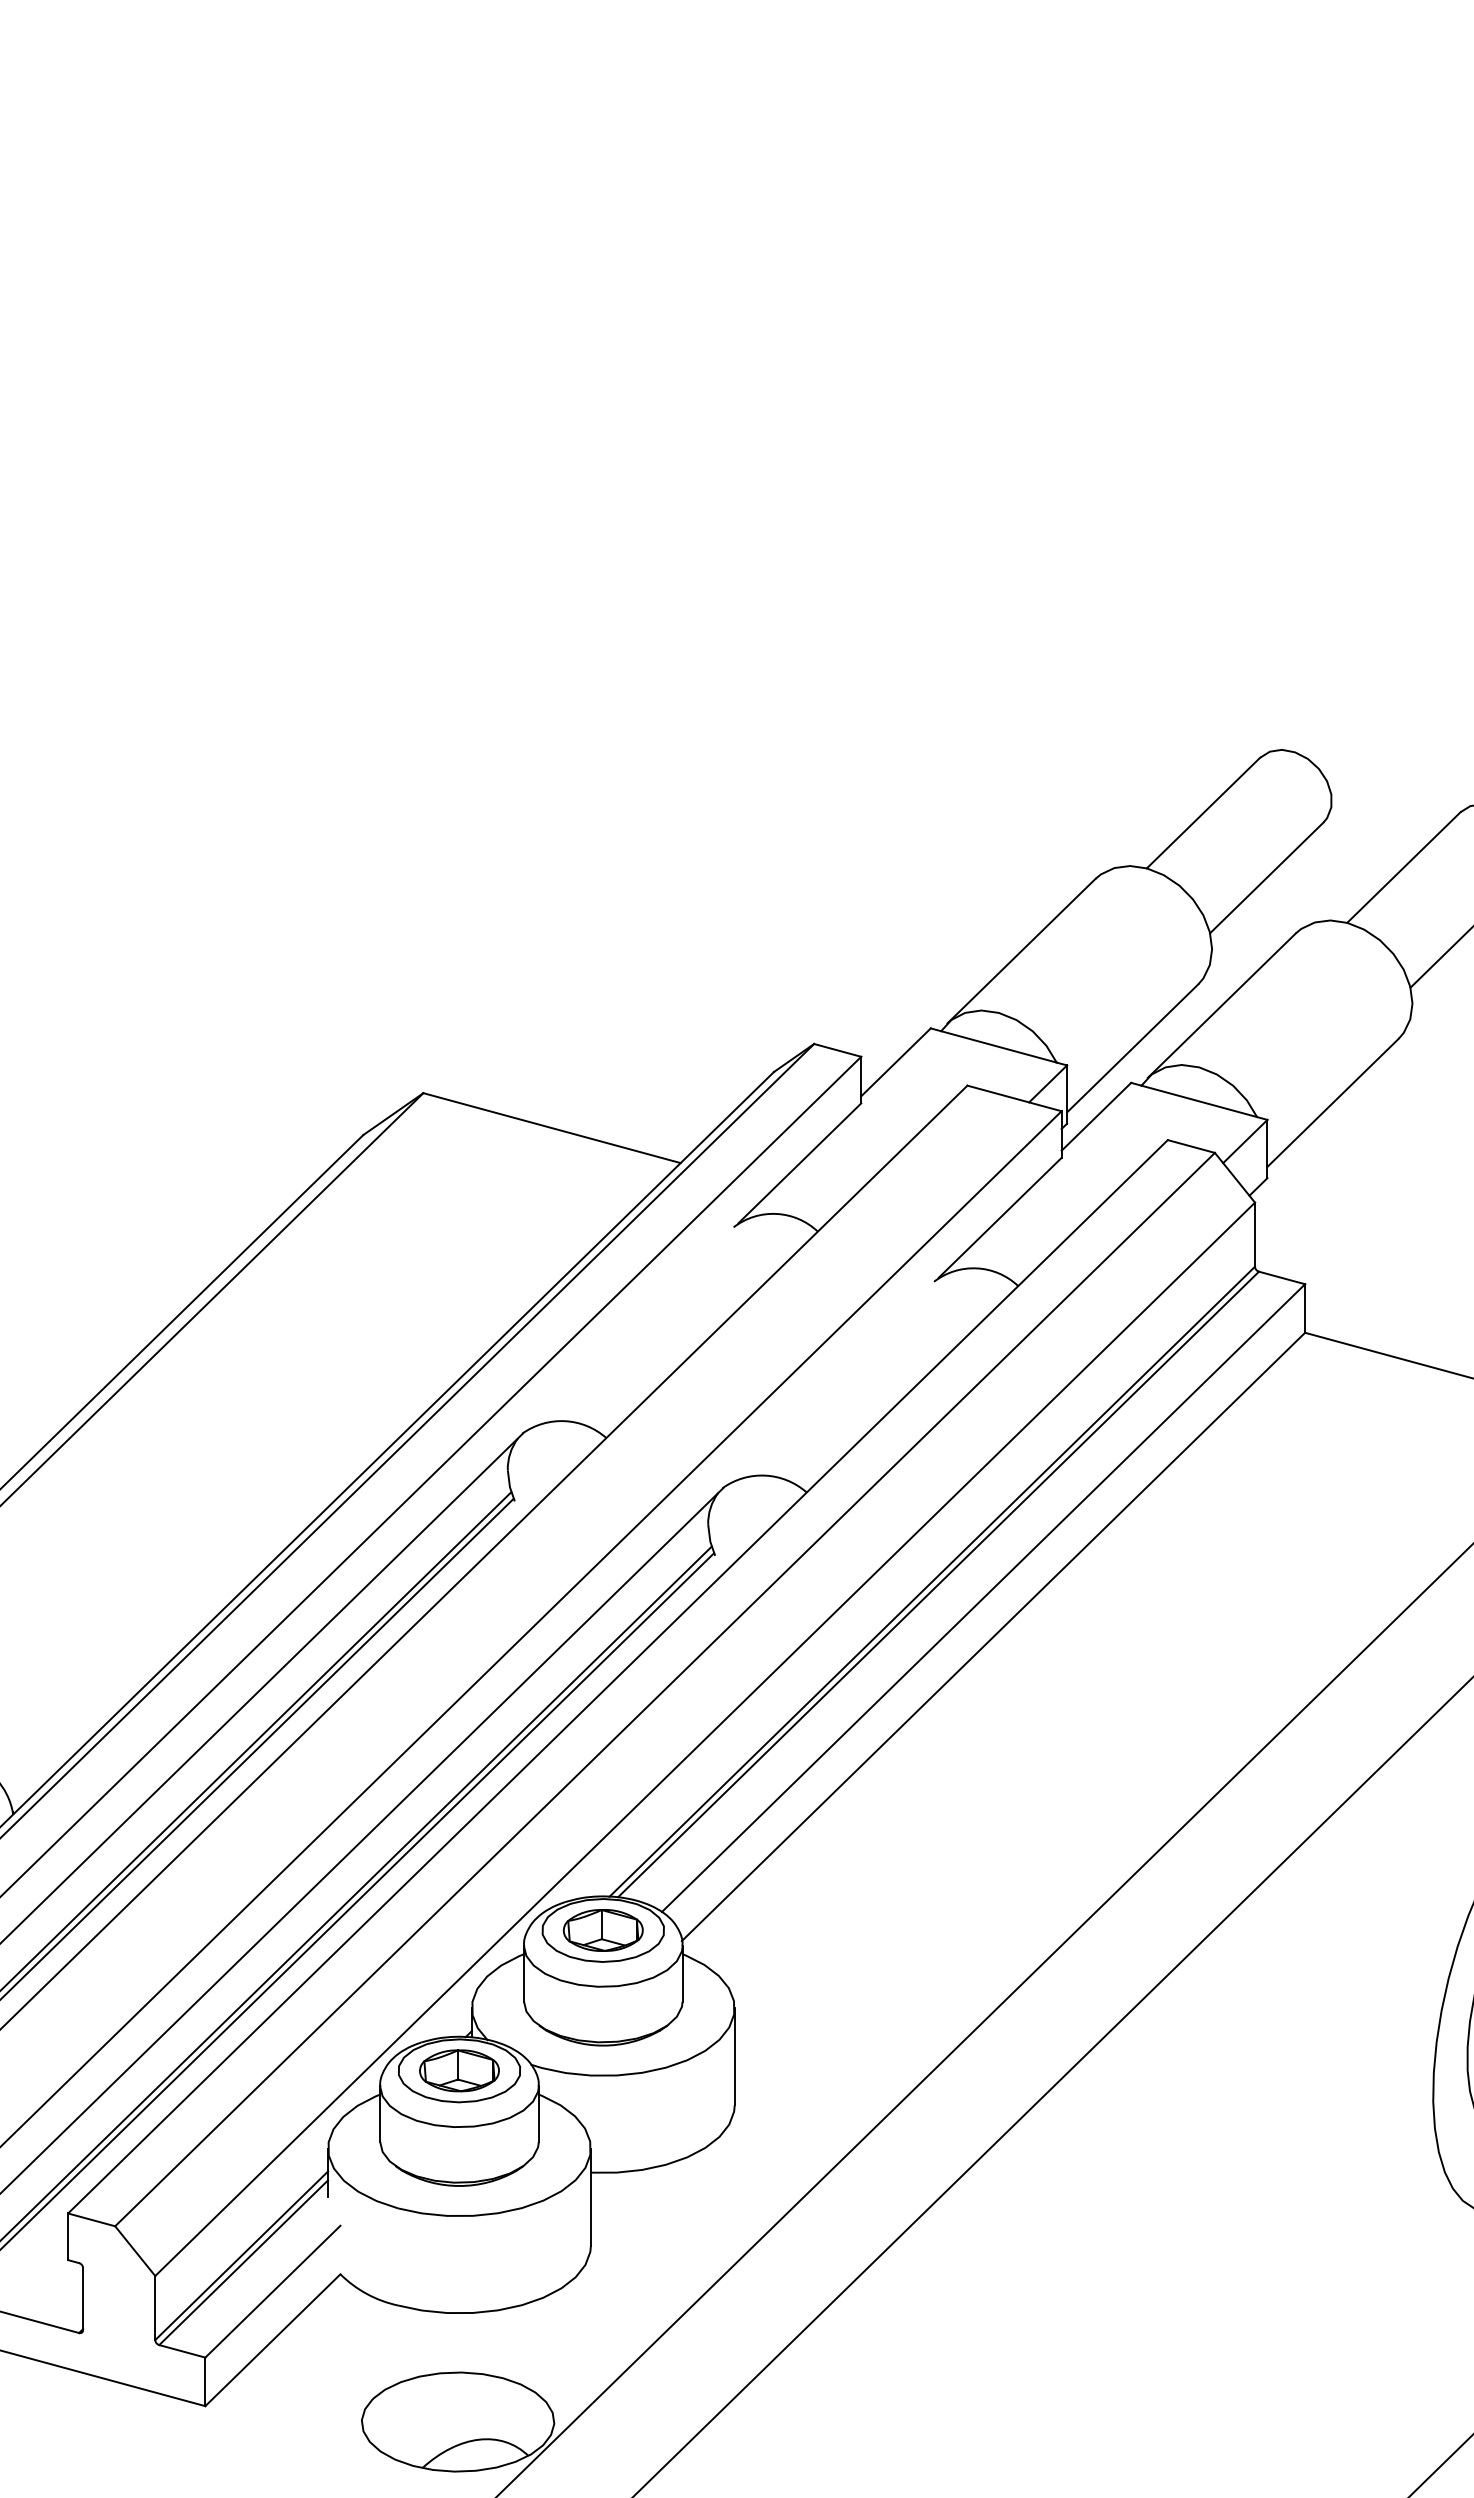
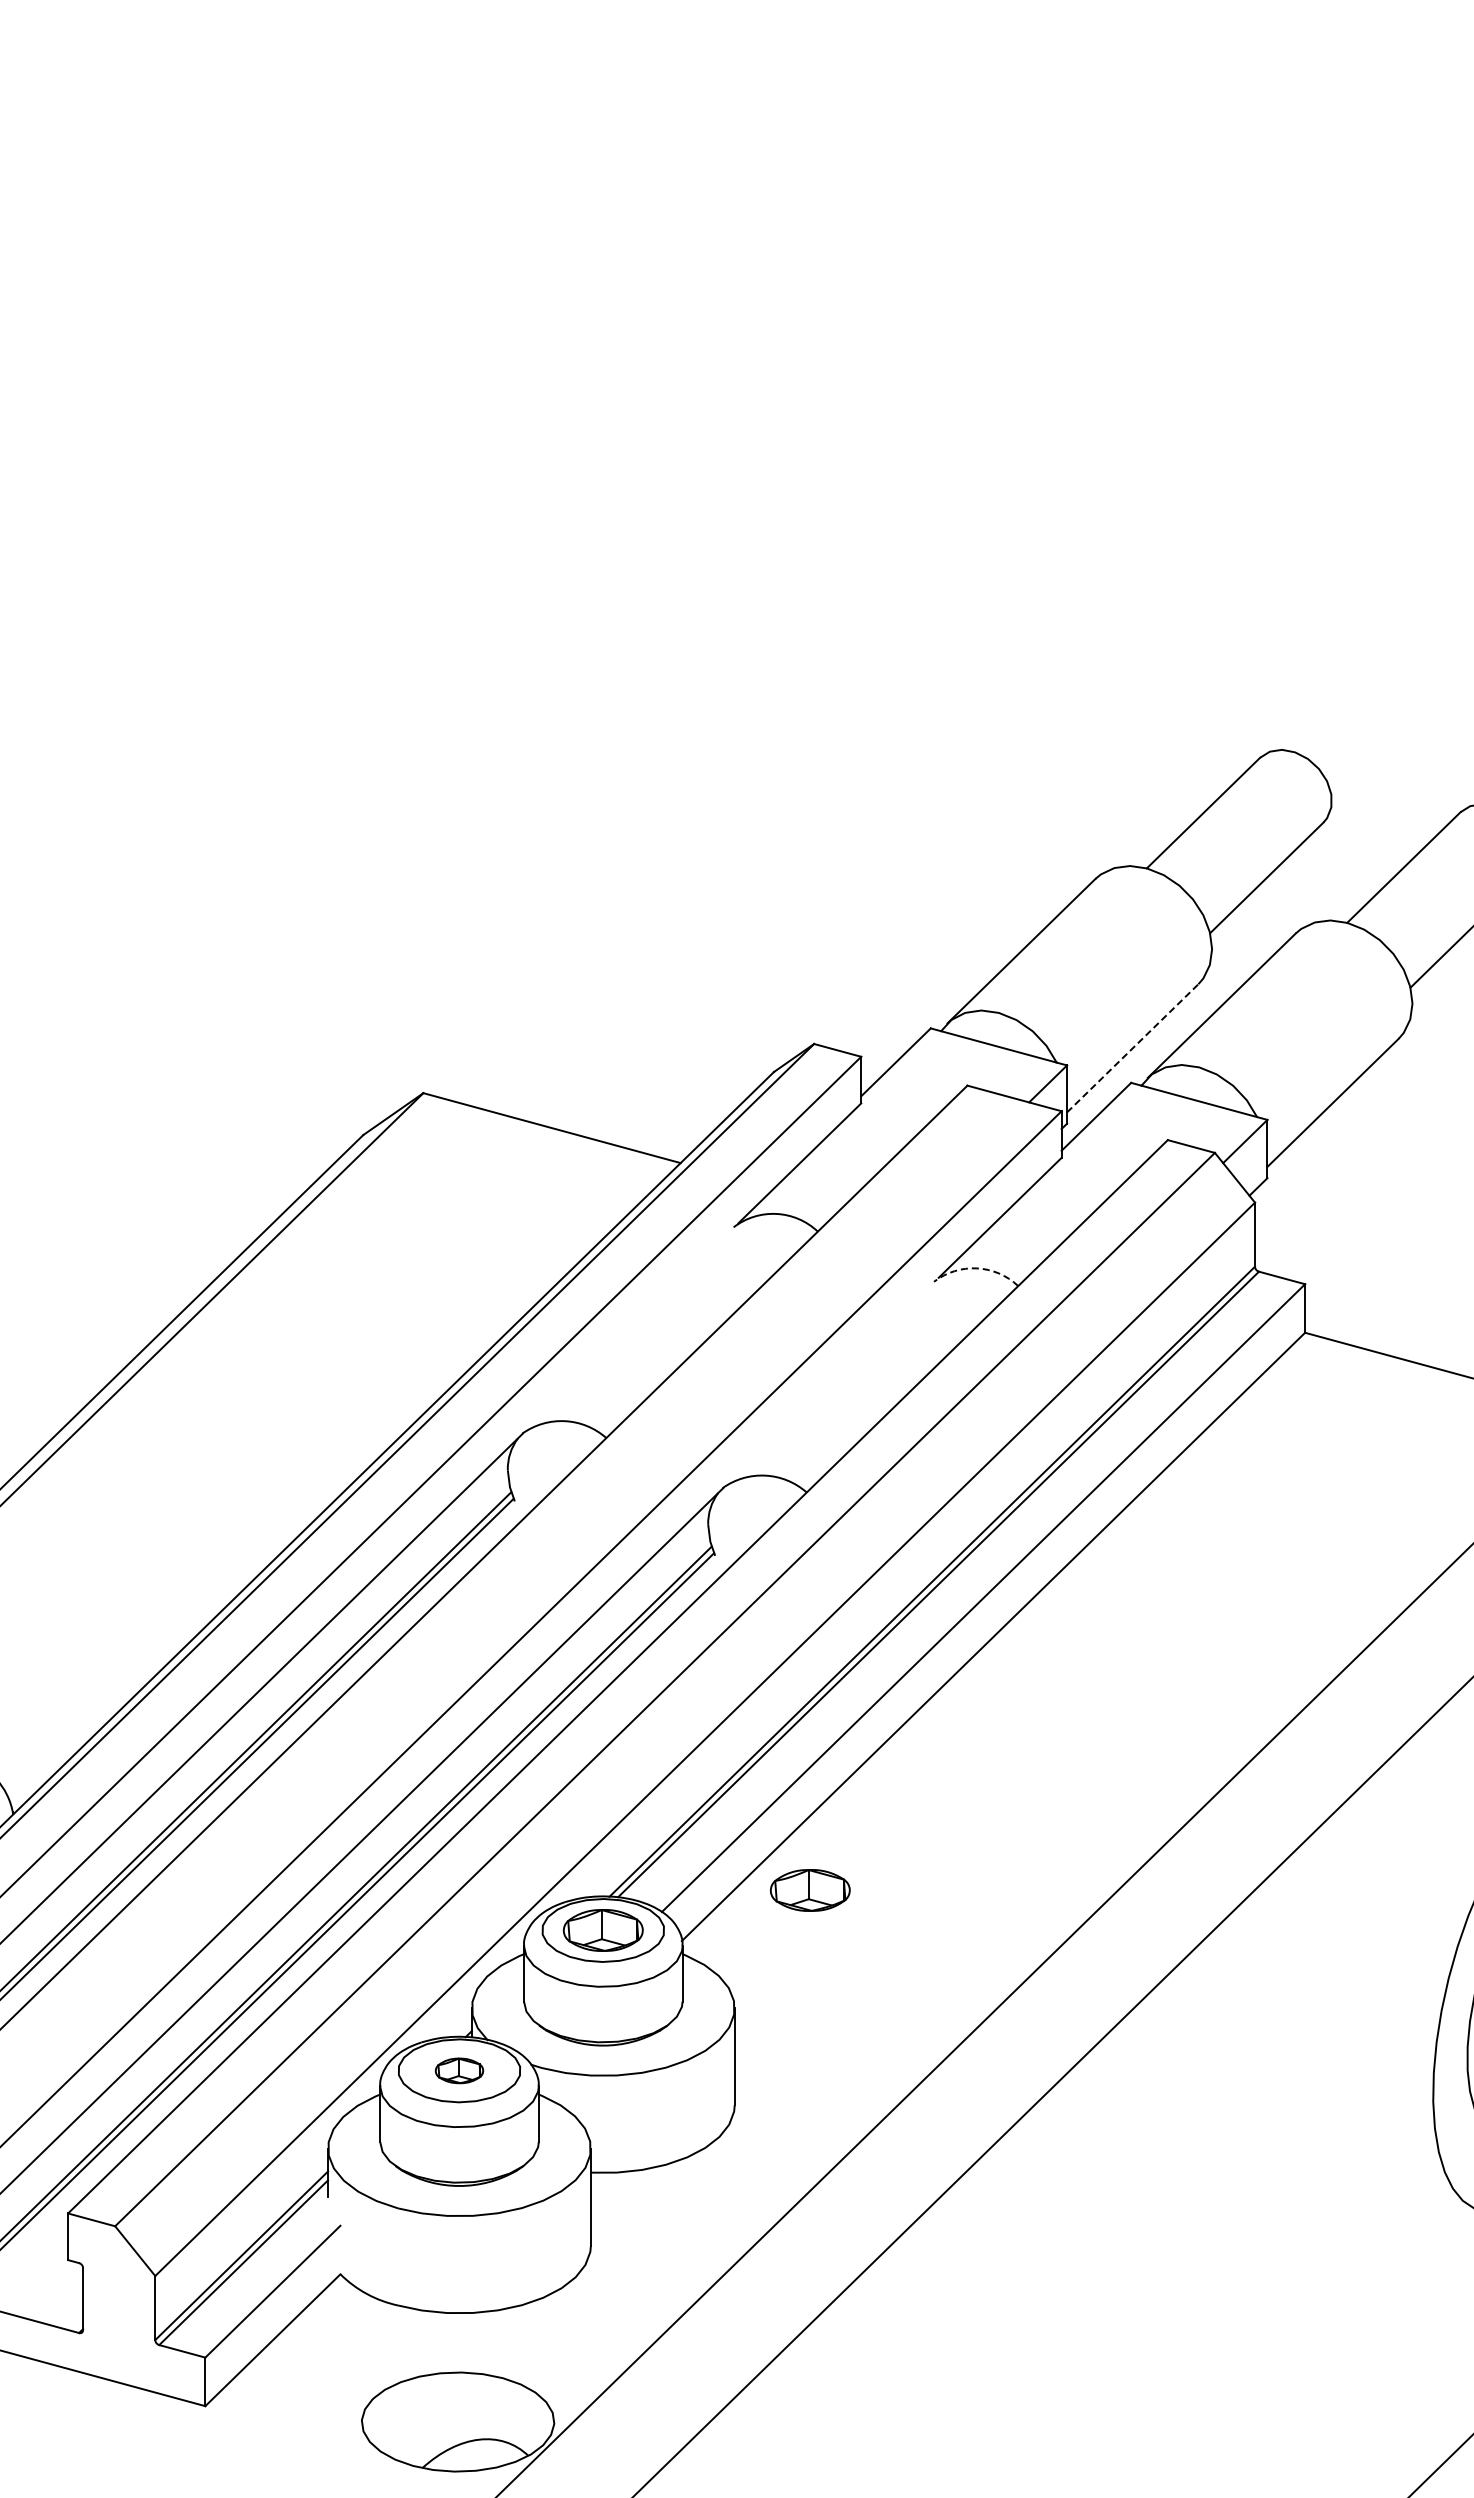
line: solid -> dashed (1132, 1048)
arc: solid -> dashed (976, 1268)
part: none -> present (809, 1890)
part size: 81x44 px -> 51x28 px (459, 2070)
